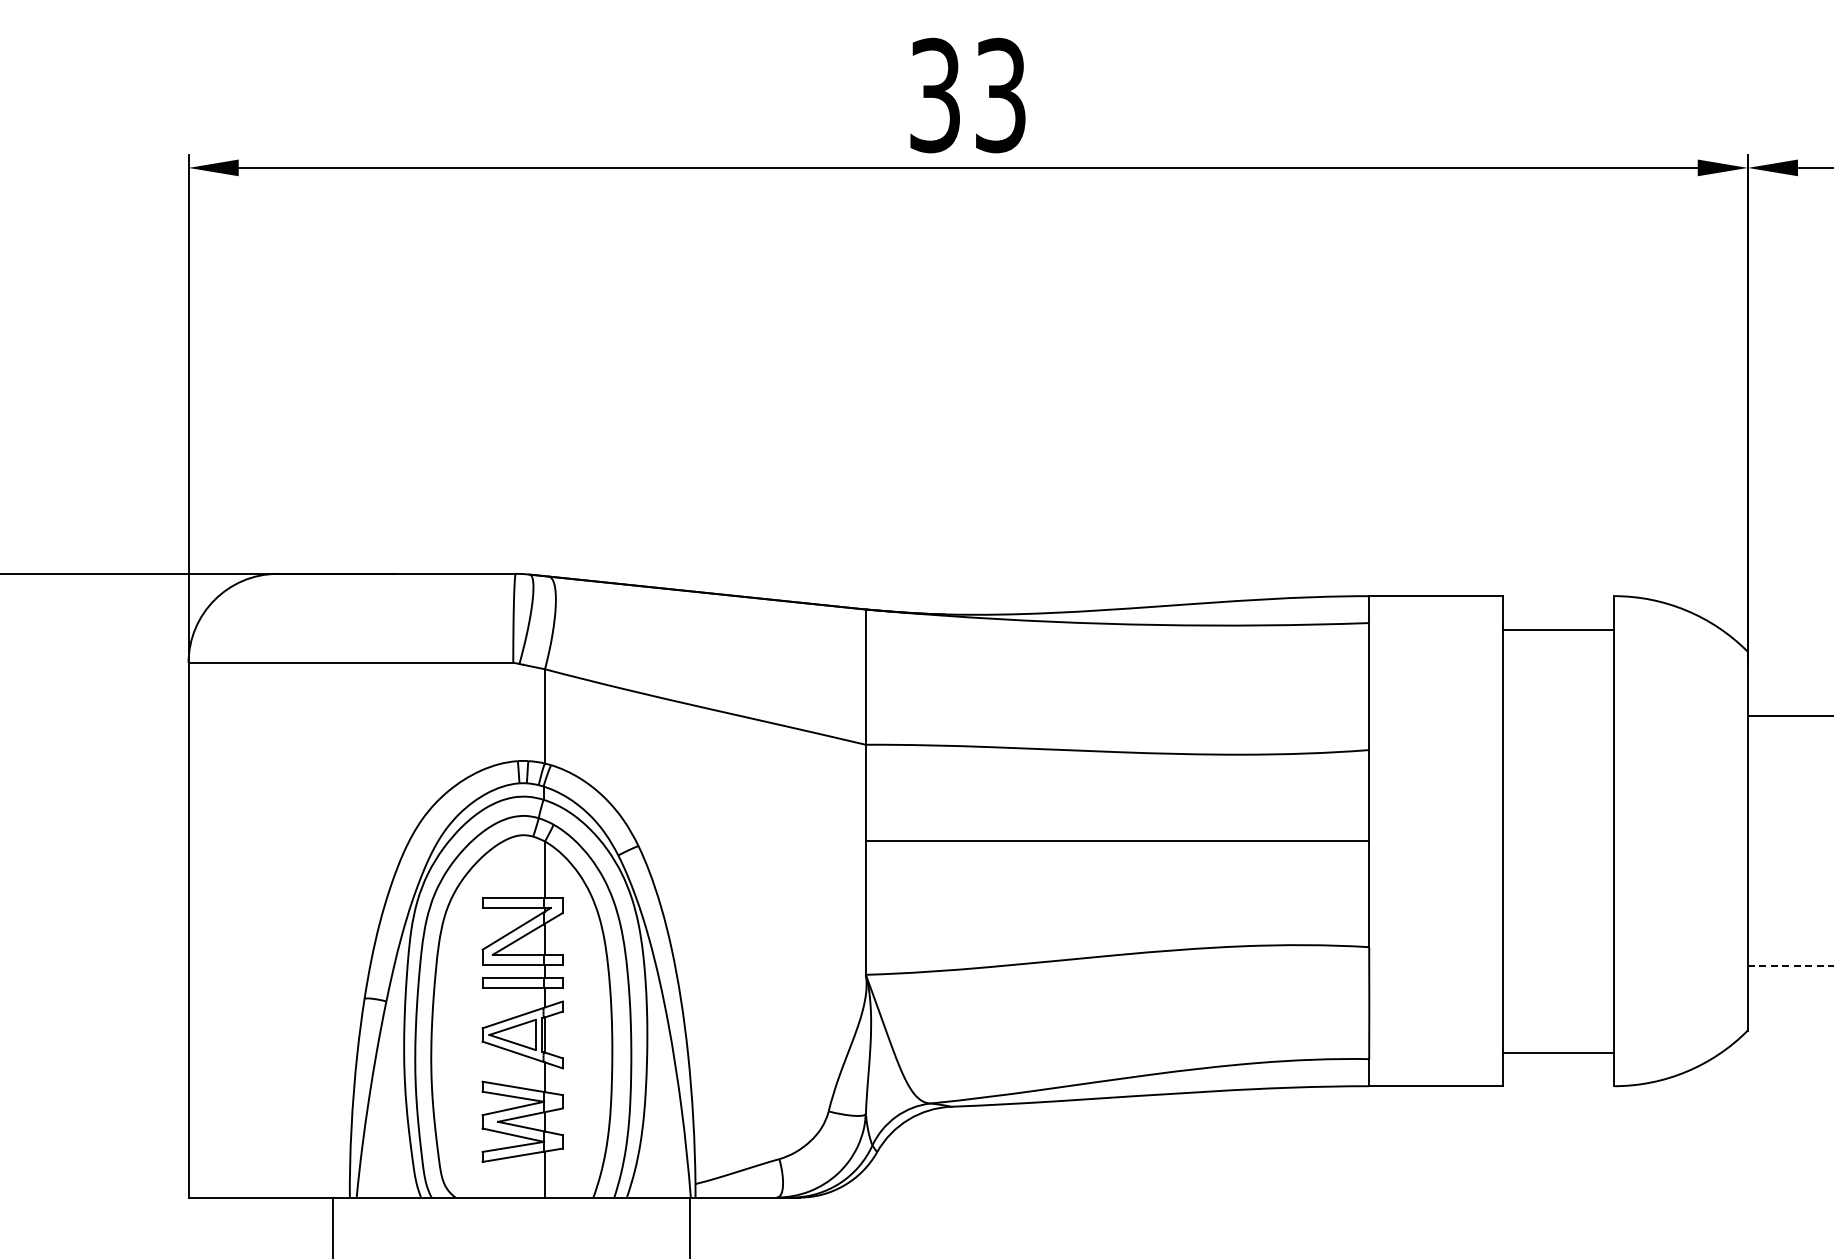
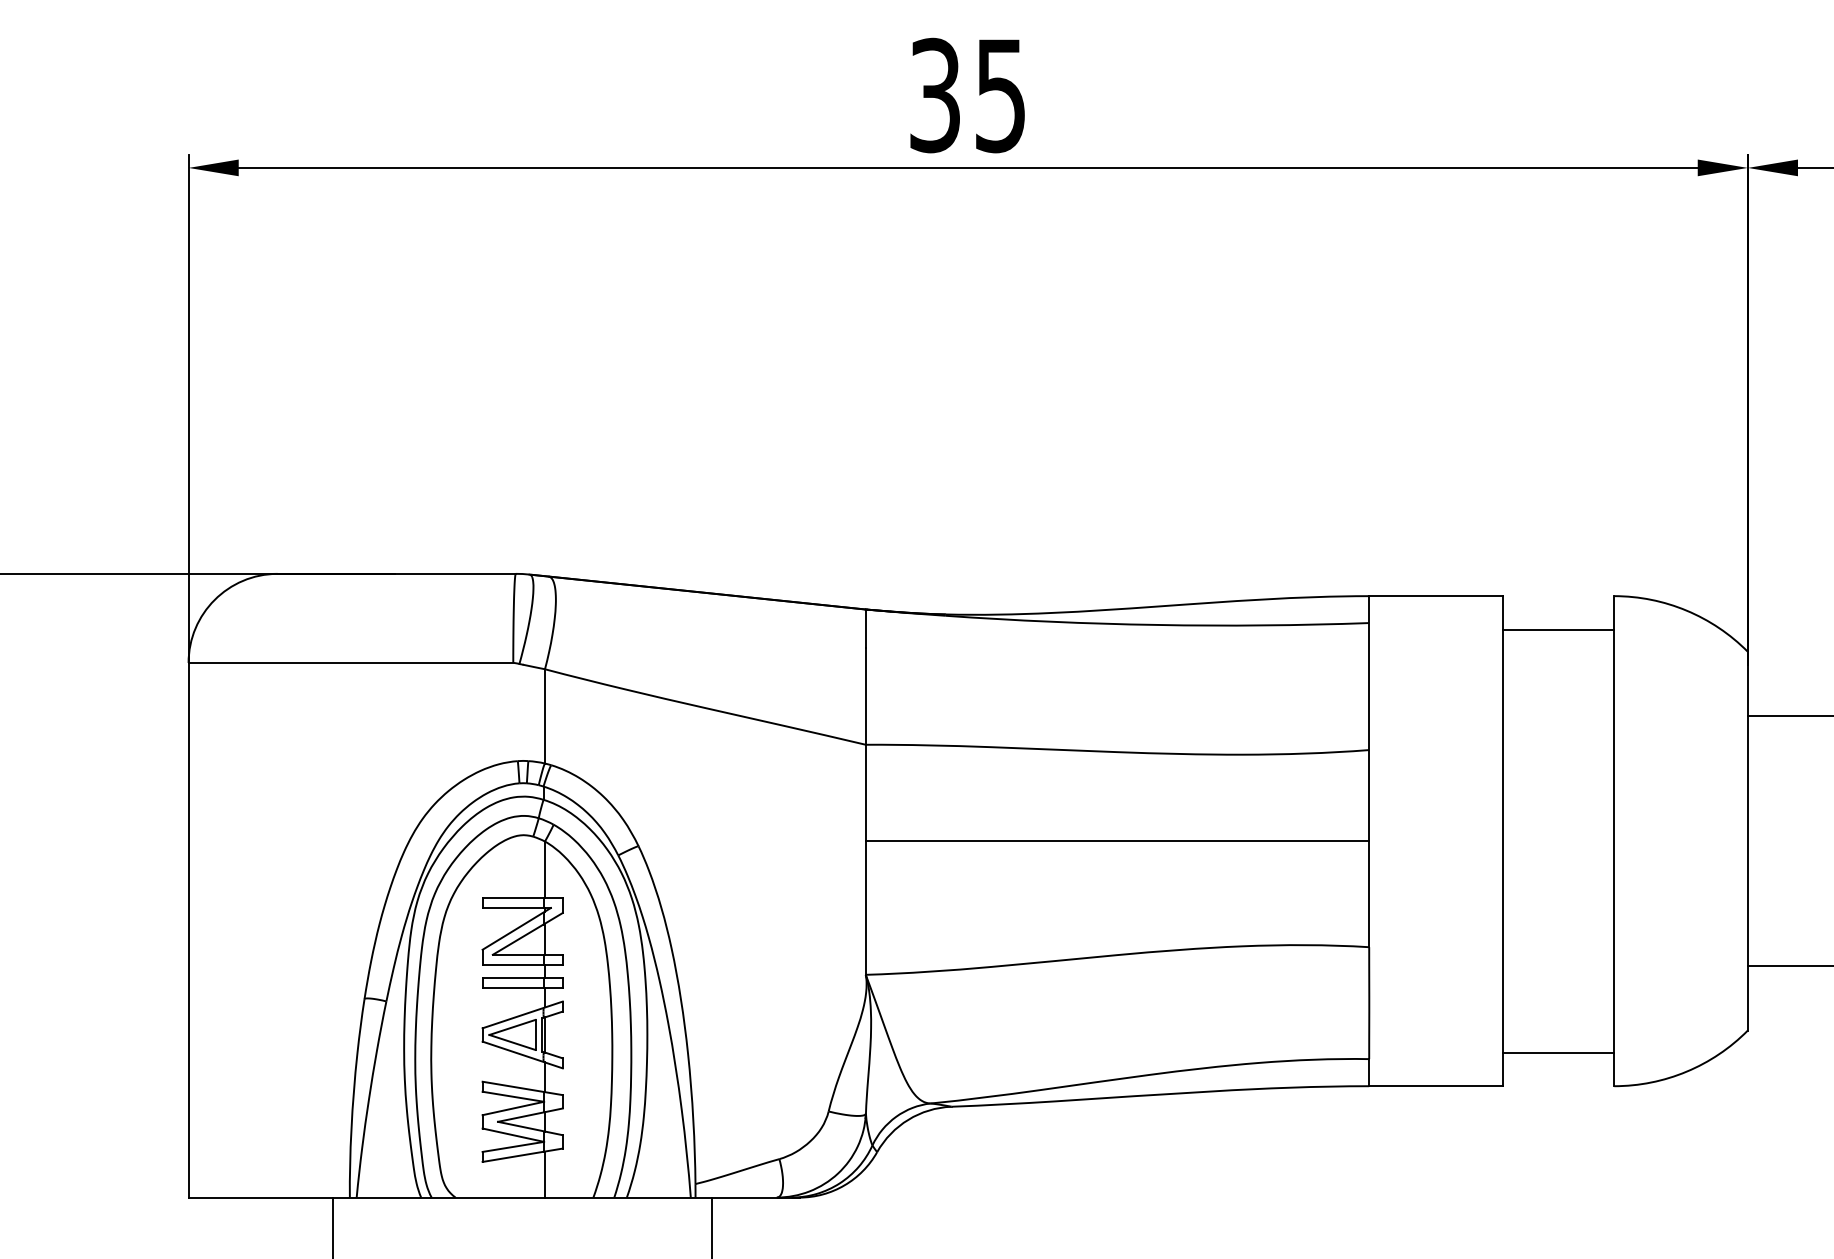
text: 33 -> 35 (1000, 94)
line: dashed -> solid (1790, 965)
line position: (690, 1226) -> (712, 1226) (712, 1226)
